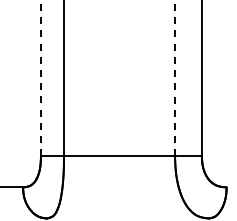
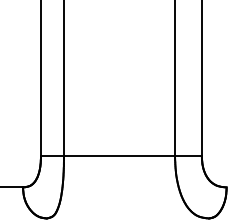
line: dashed -> solid (40, 78)
line: dashed -> solid (175, 78)
